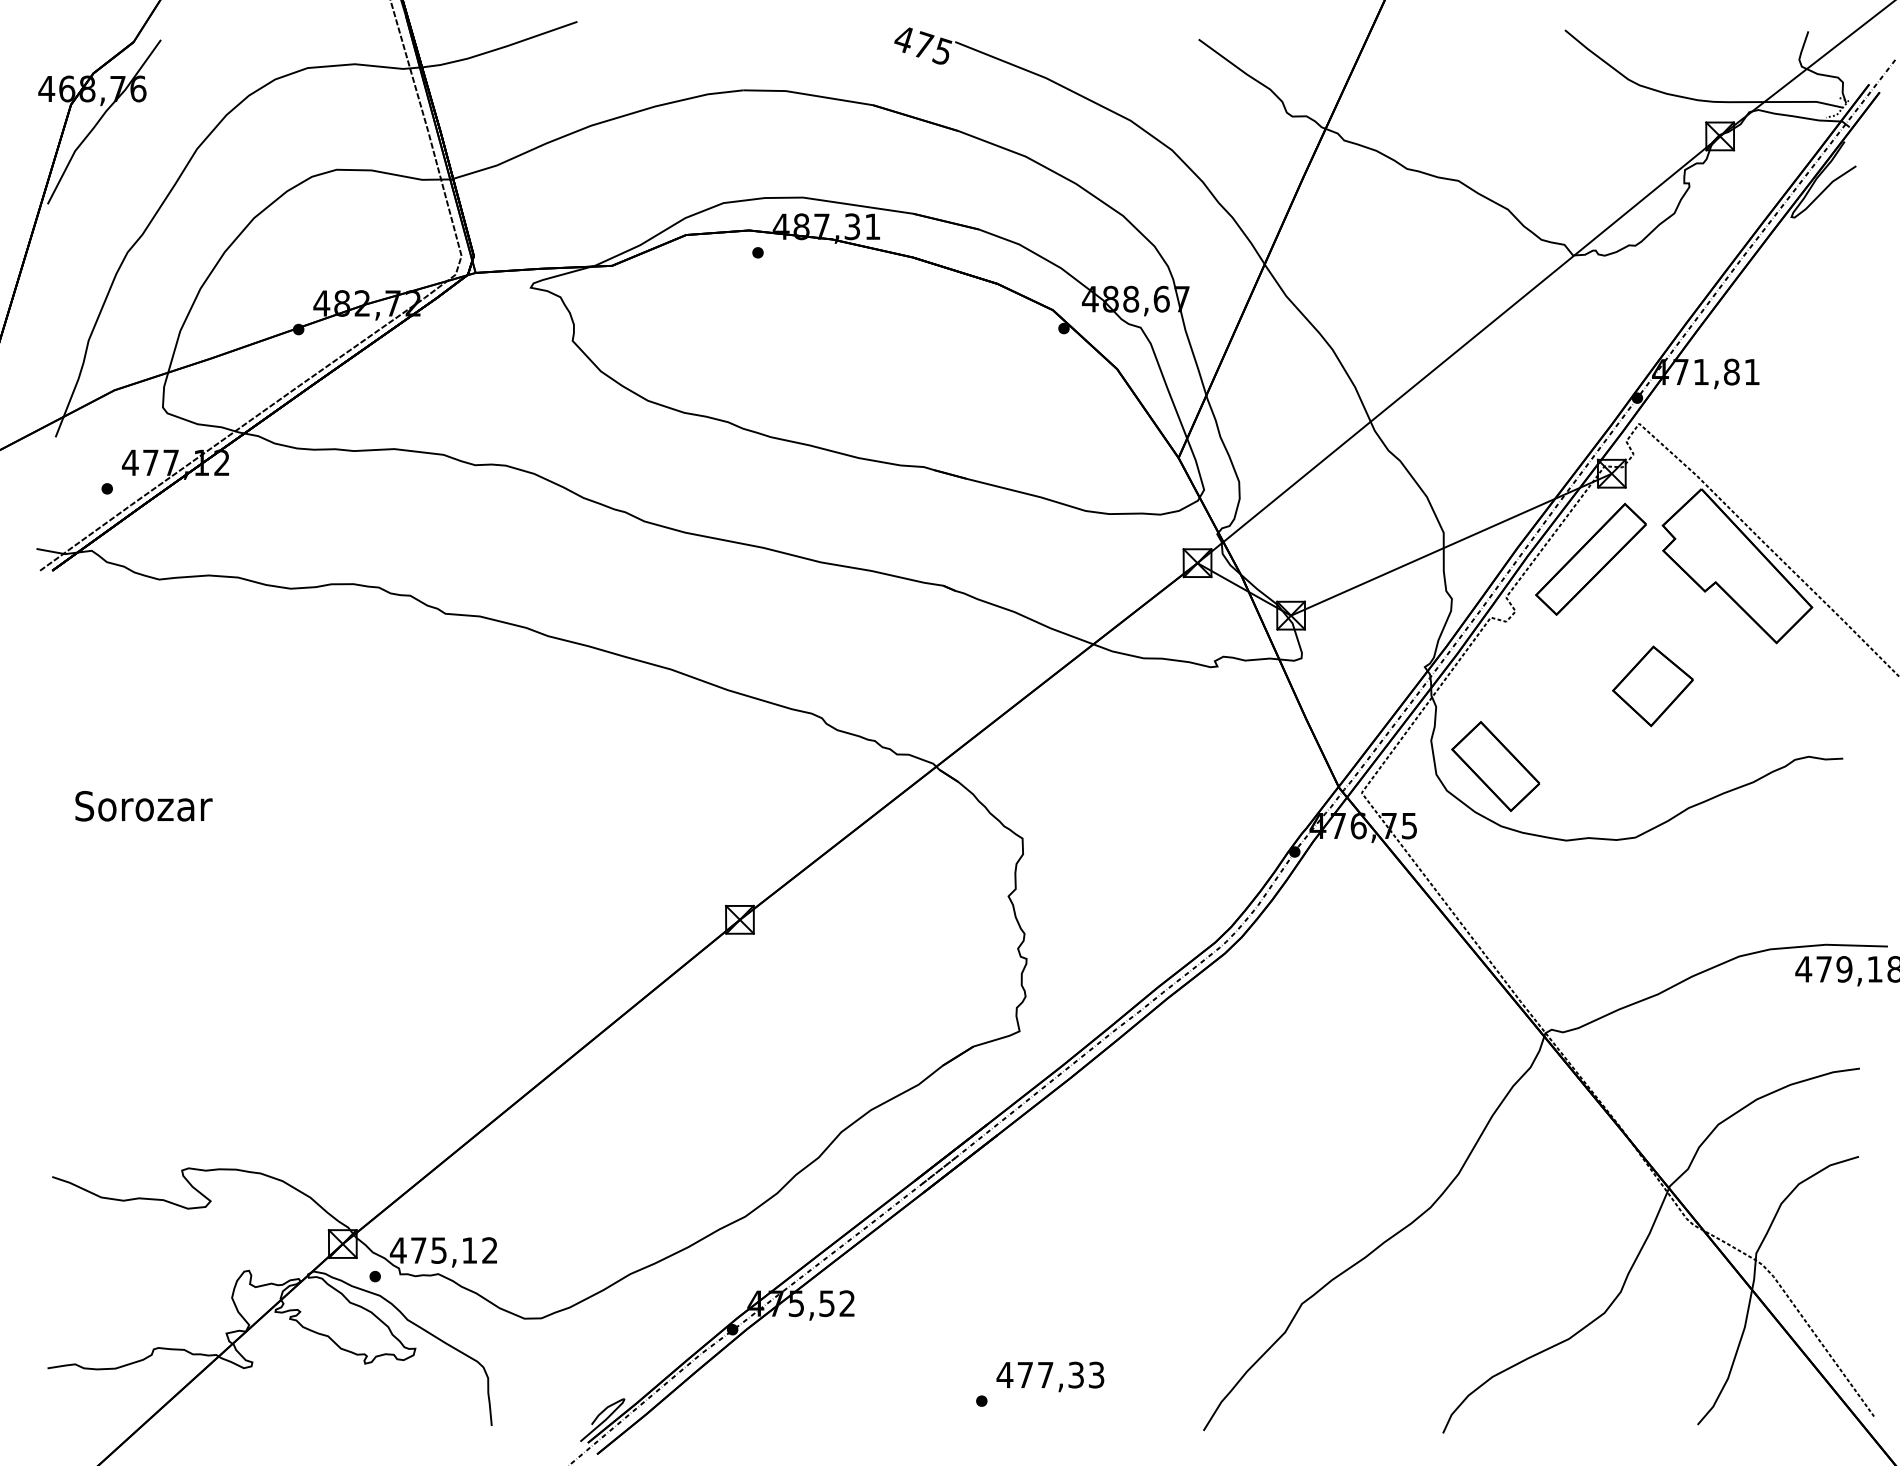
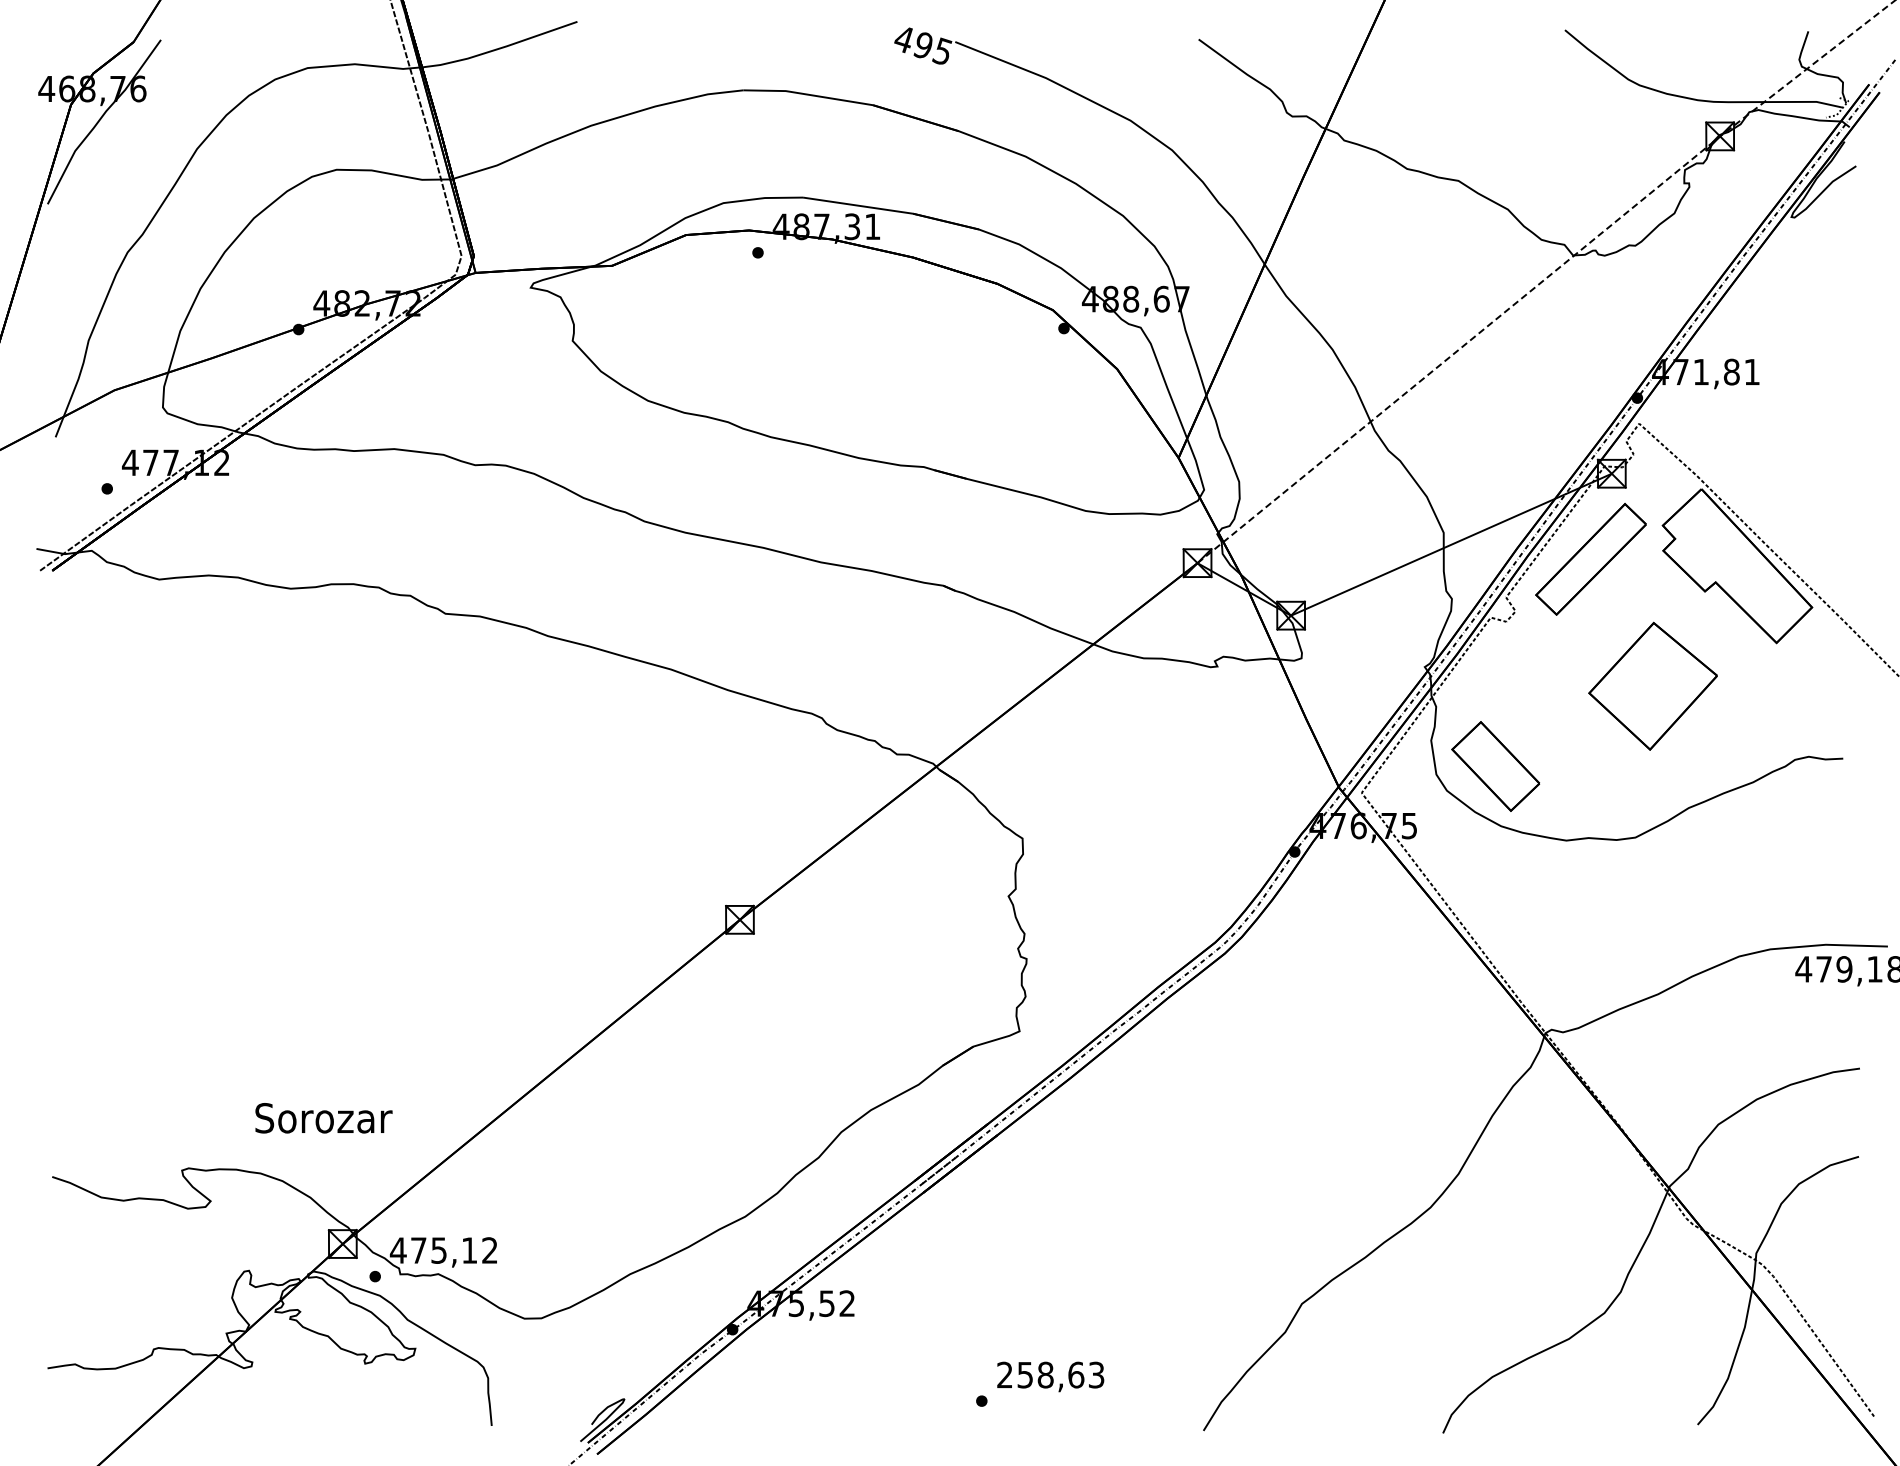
text: 475 -> 495 (923, 44)
line: solid -> dashed (1545, 279)
part size: 82x83 px -> 130x130 px (1652, 685)
text position: (143, 806) -> (323, 1118) (323, 1118)
text: 477,33 -> 258,63 (1040, 1374)
